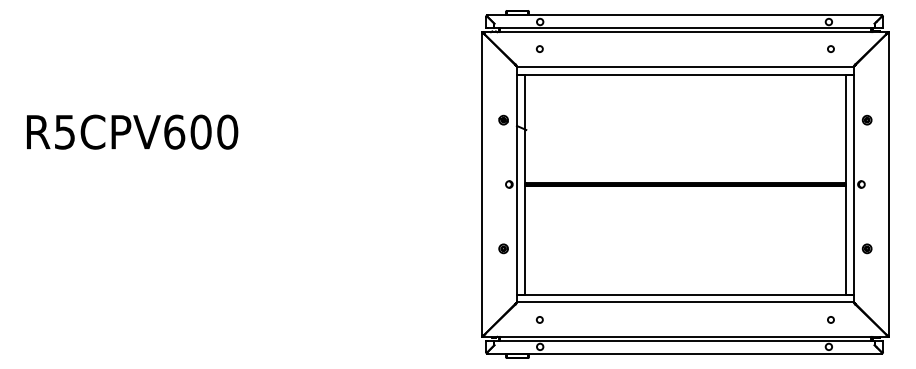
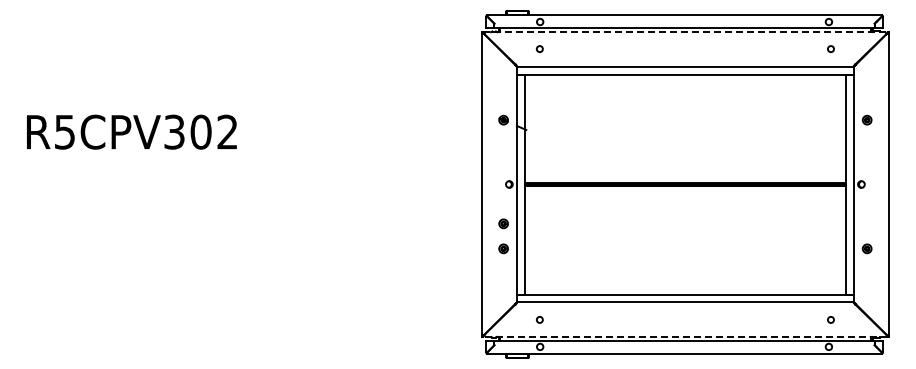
line: solid -> dashed (685, 32)
text: R5CPV600 -> R5CPV302 (201, 131)
part: none -> present (503, 223)
line: solid -> dashed (684, 336)
